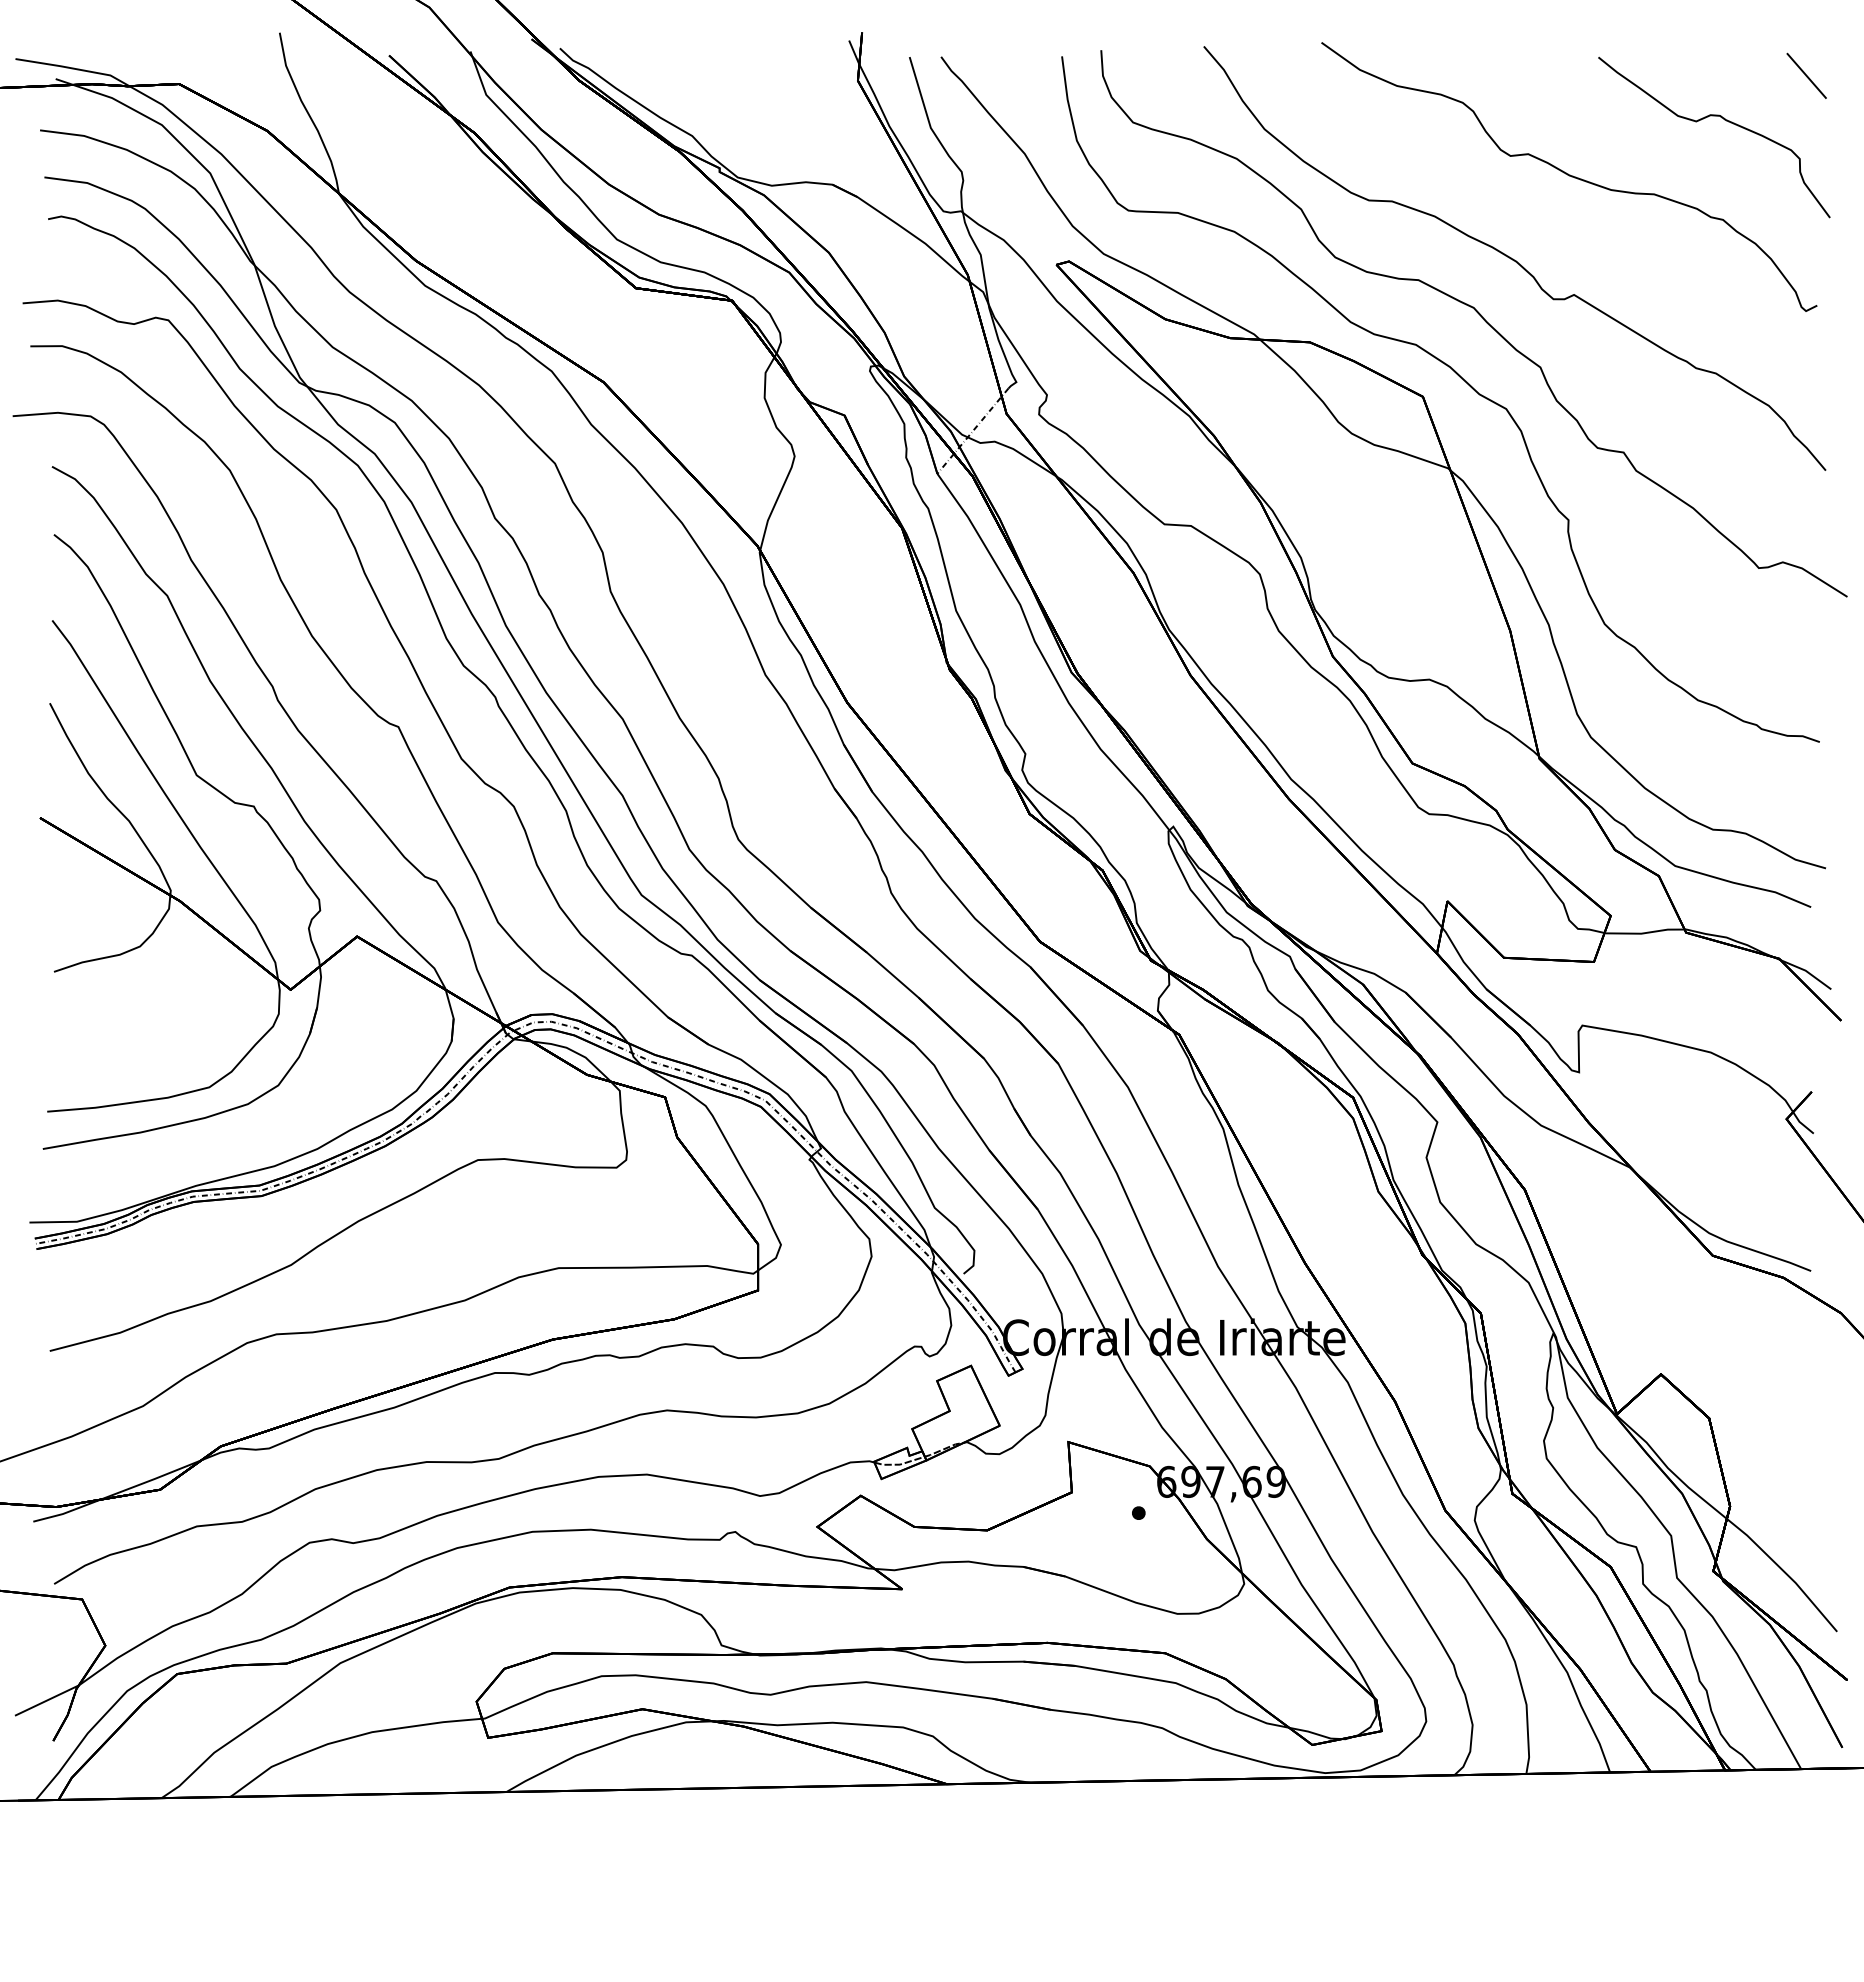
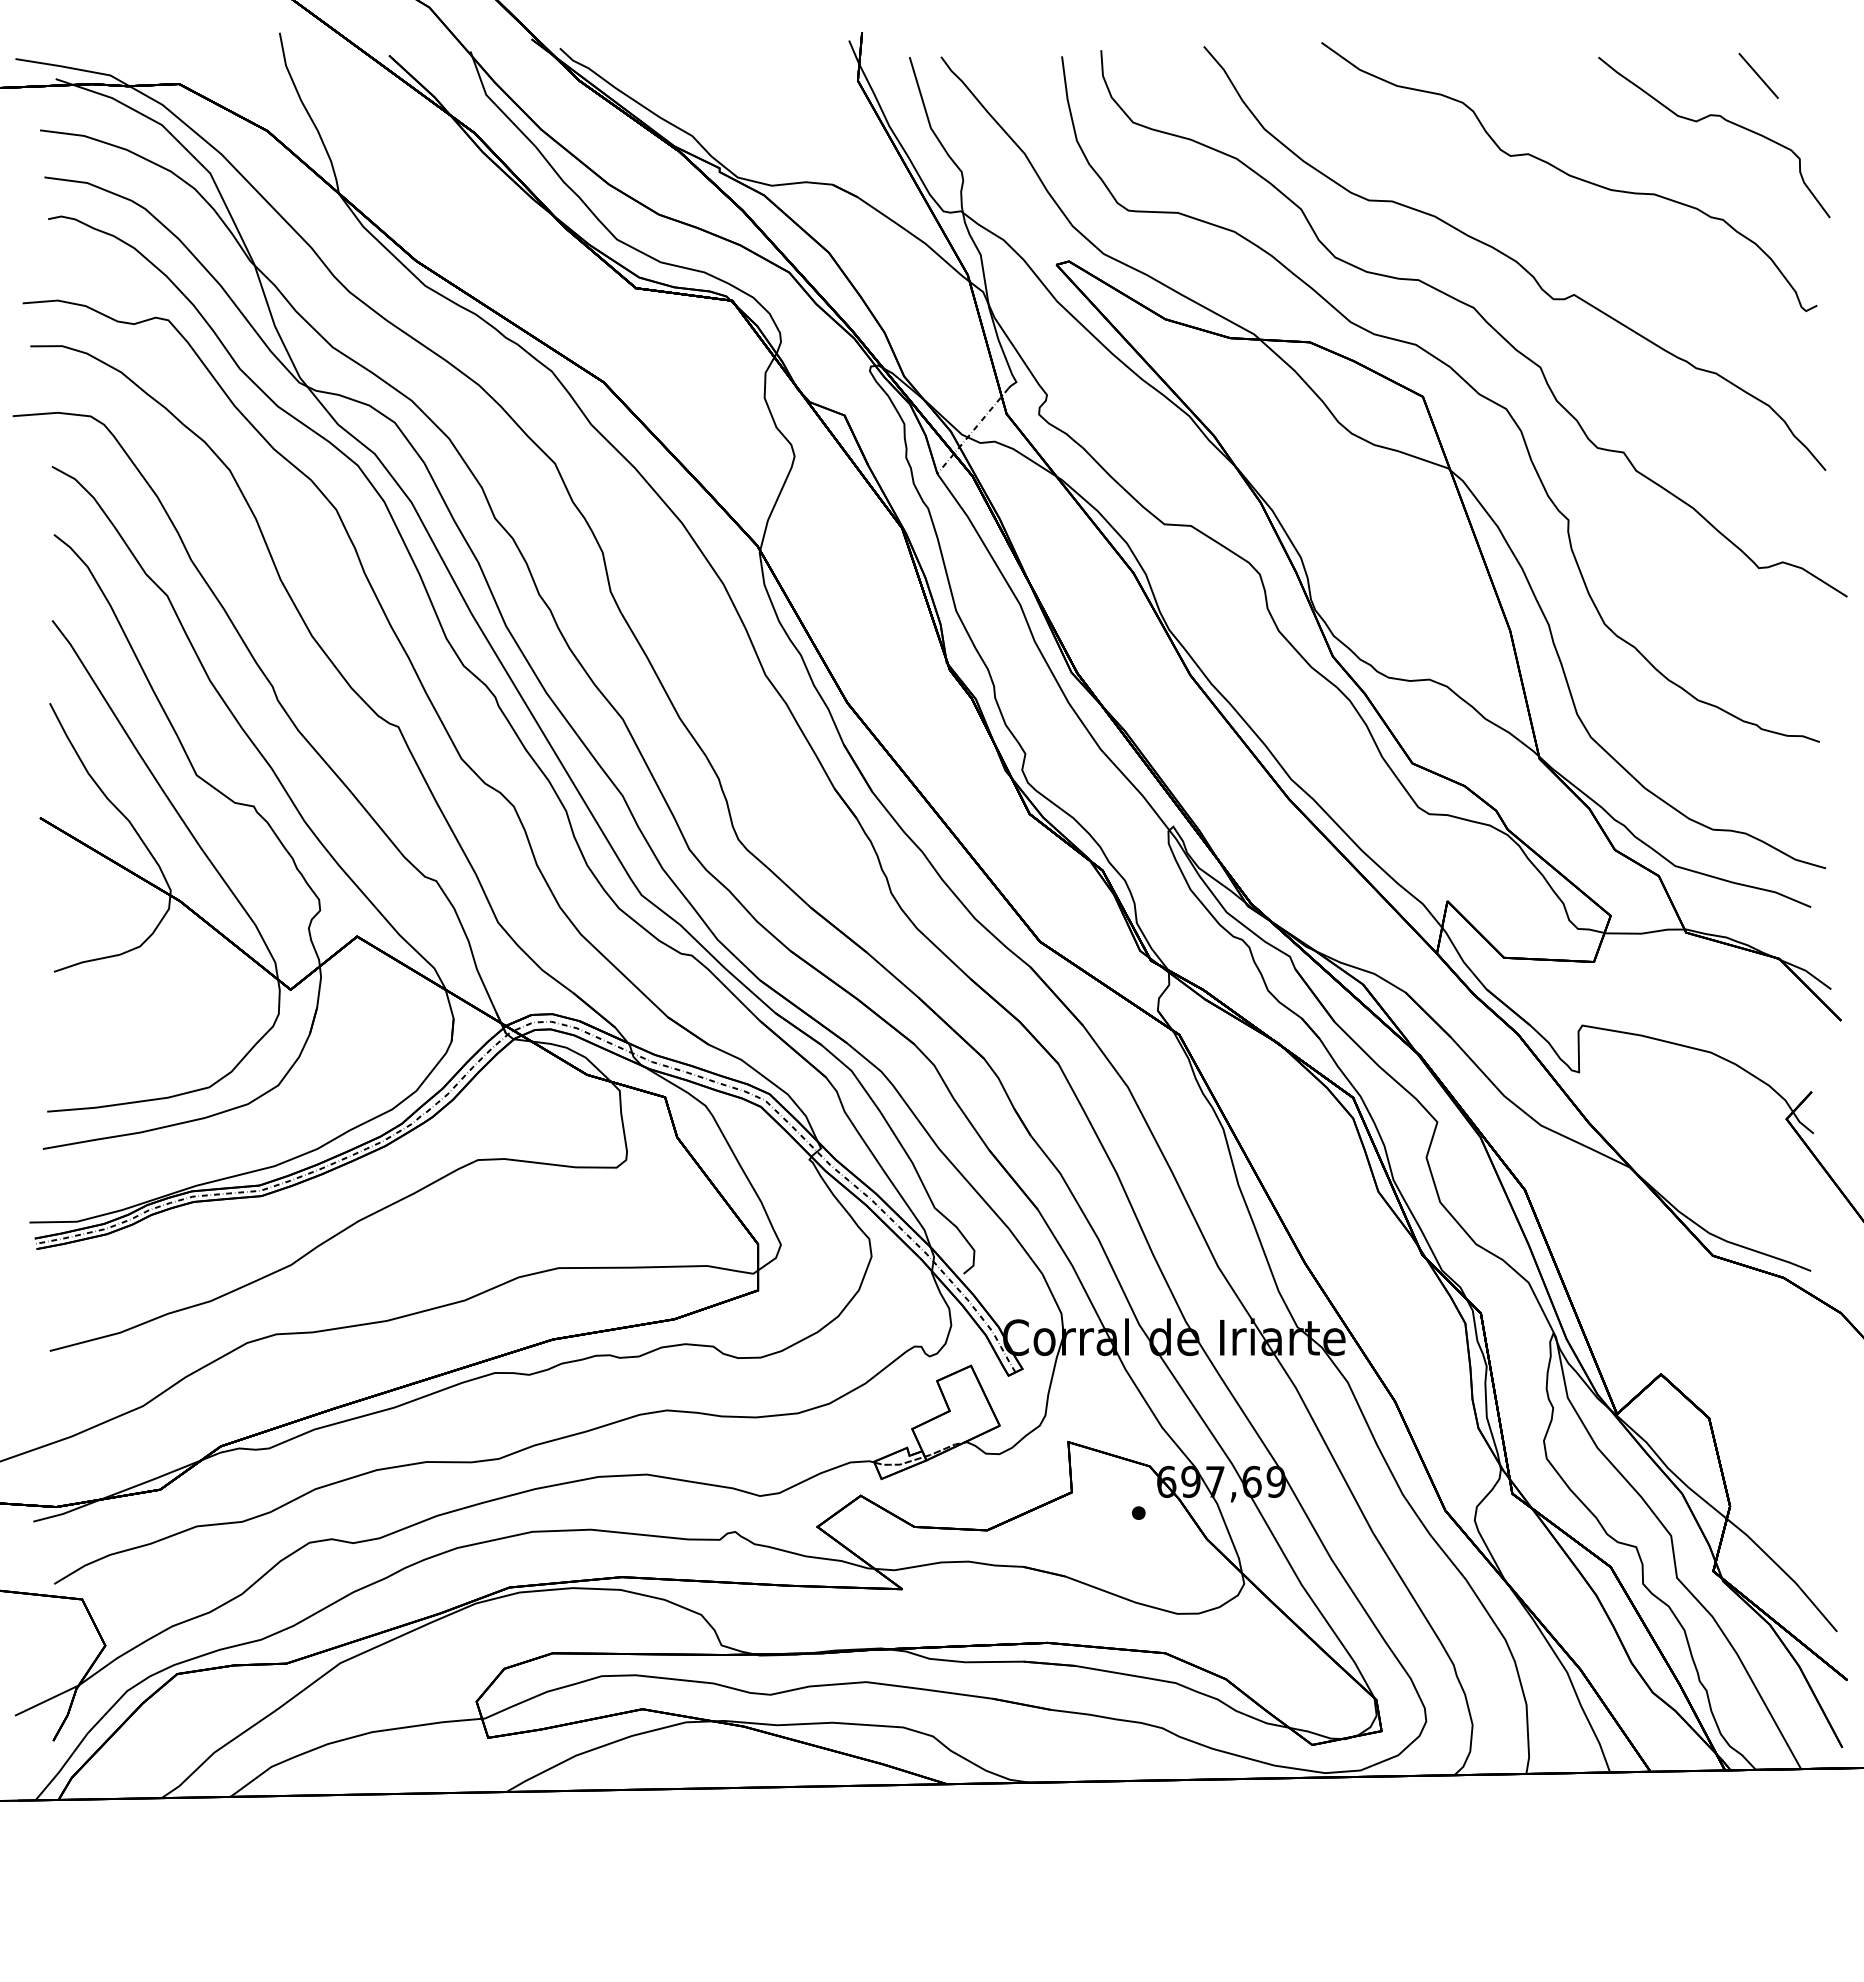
line position: (1806, 75) -> (1758, 75) (1758, 75)
